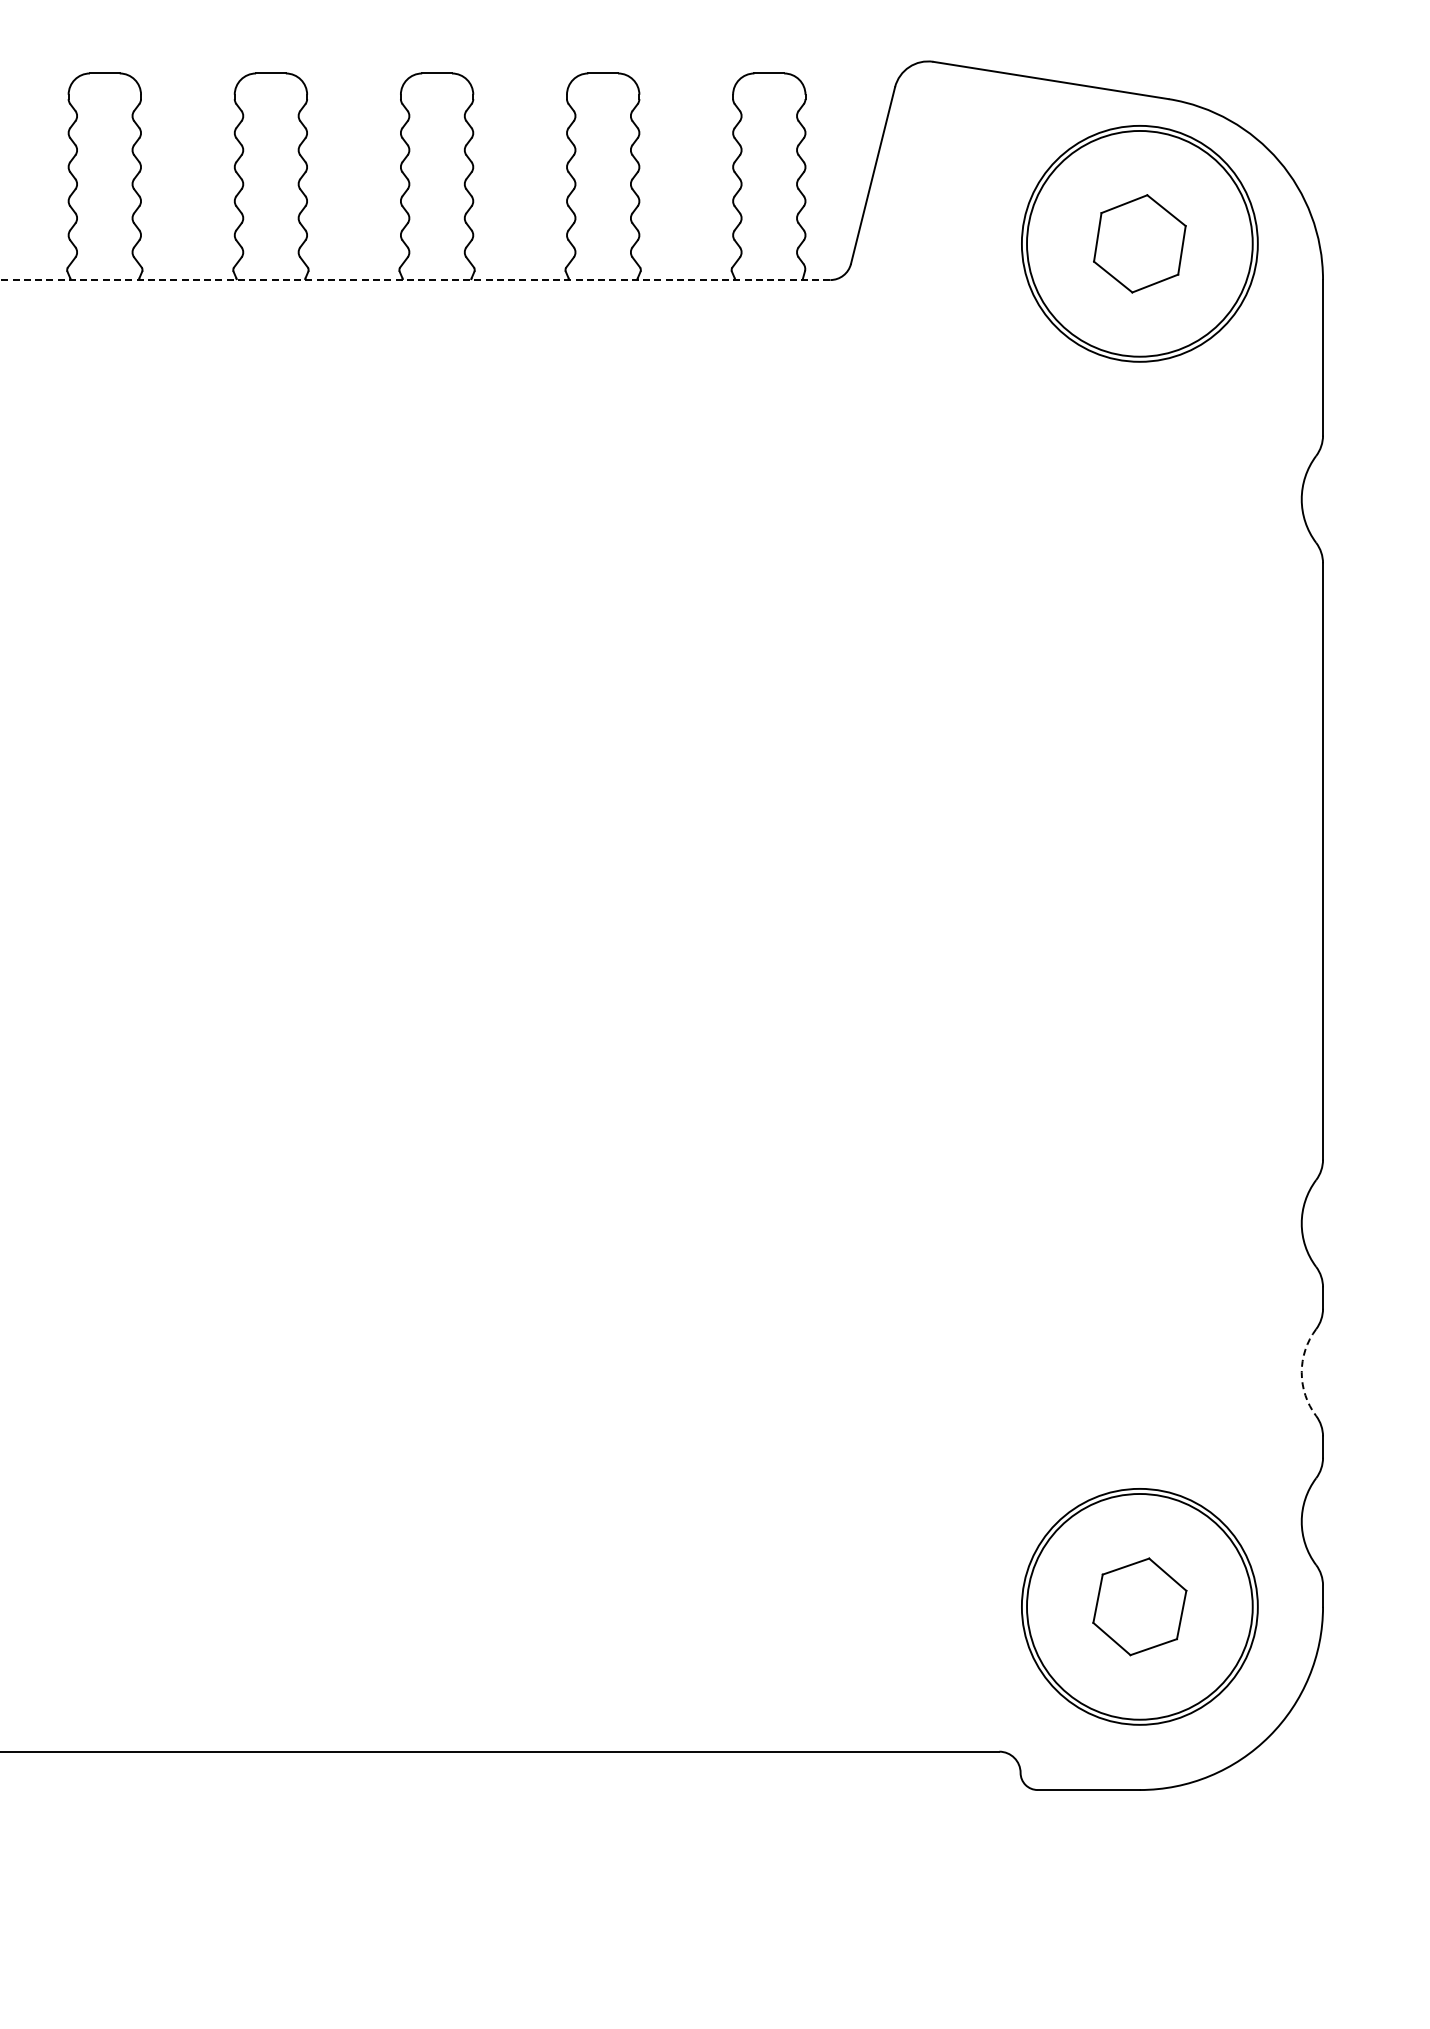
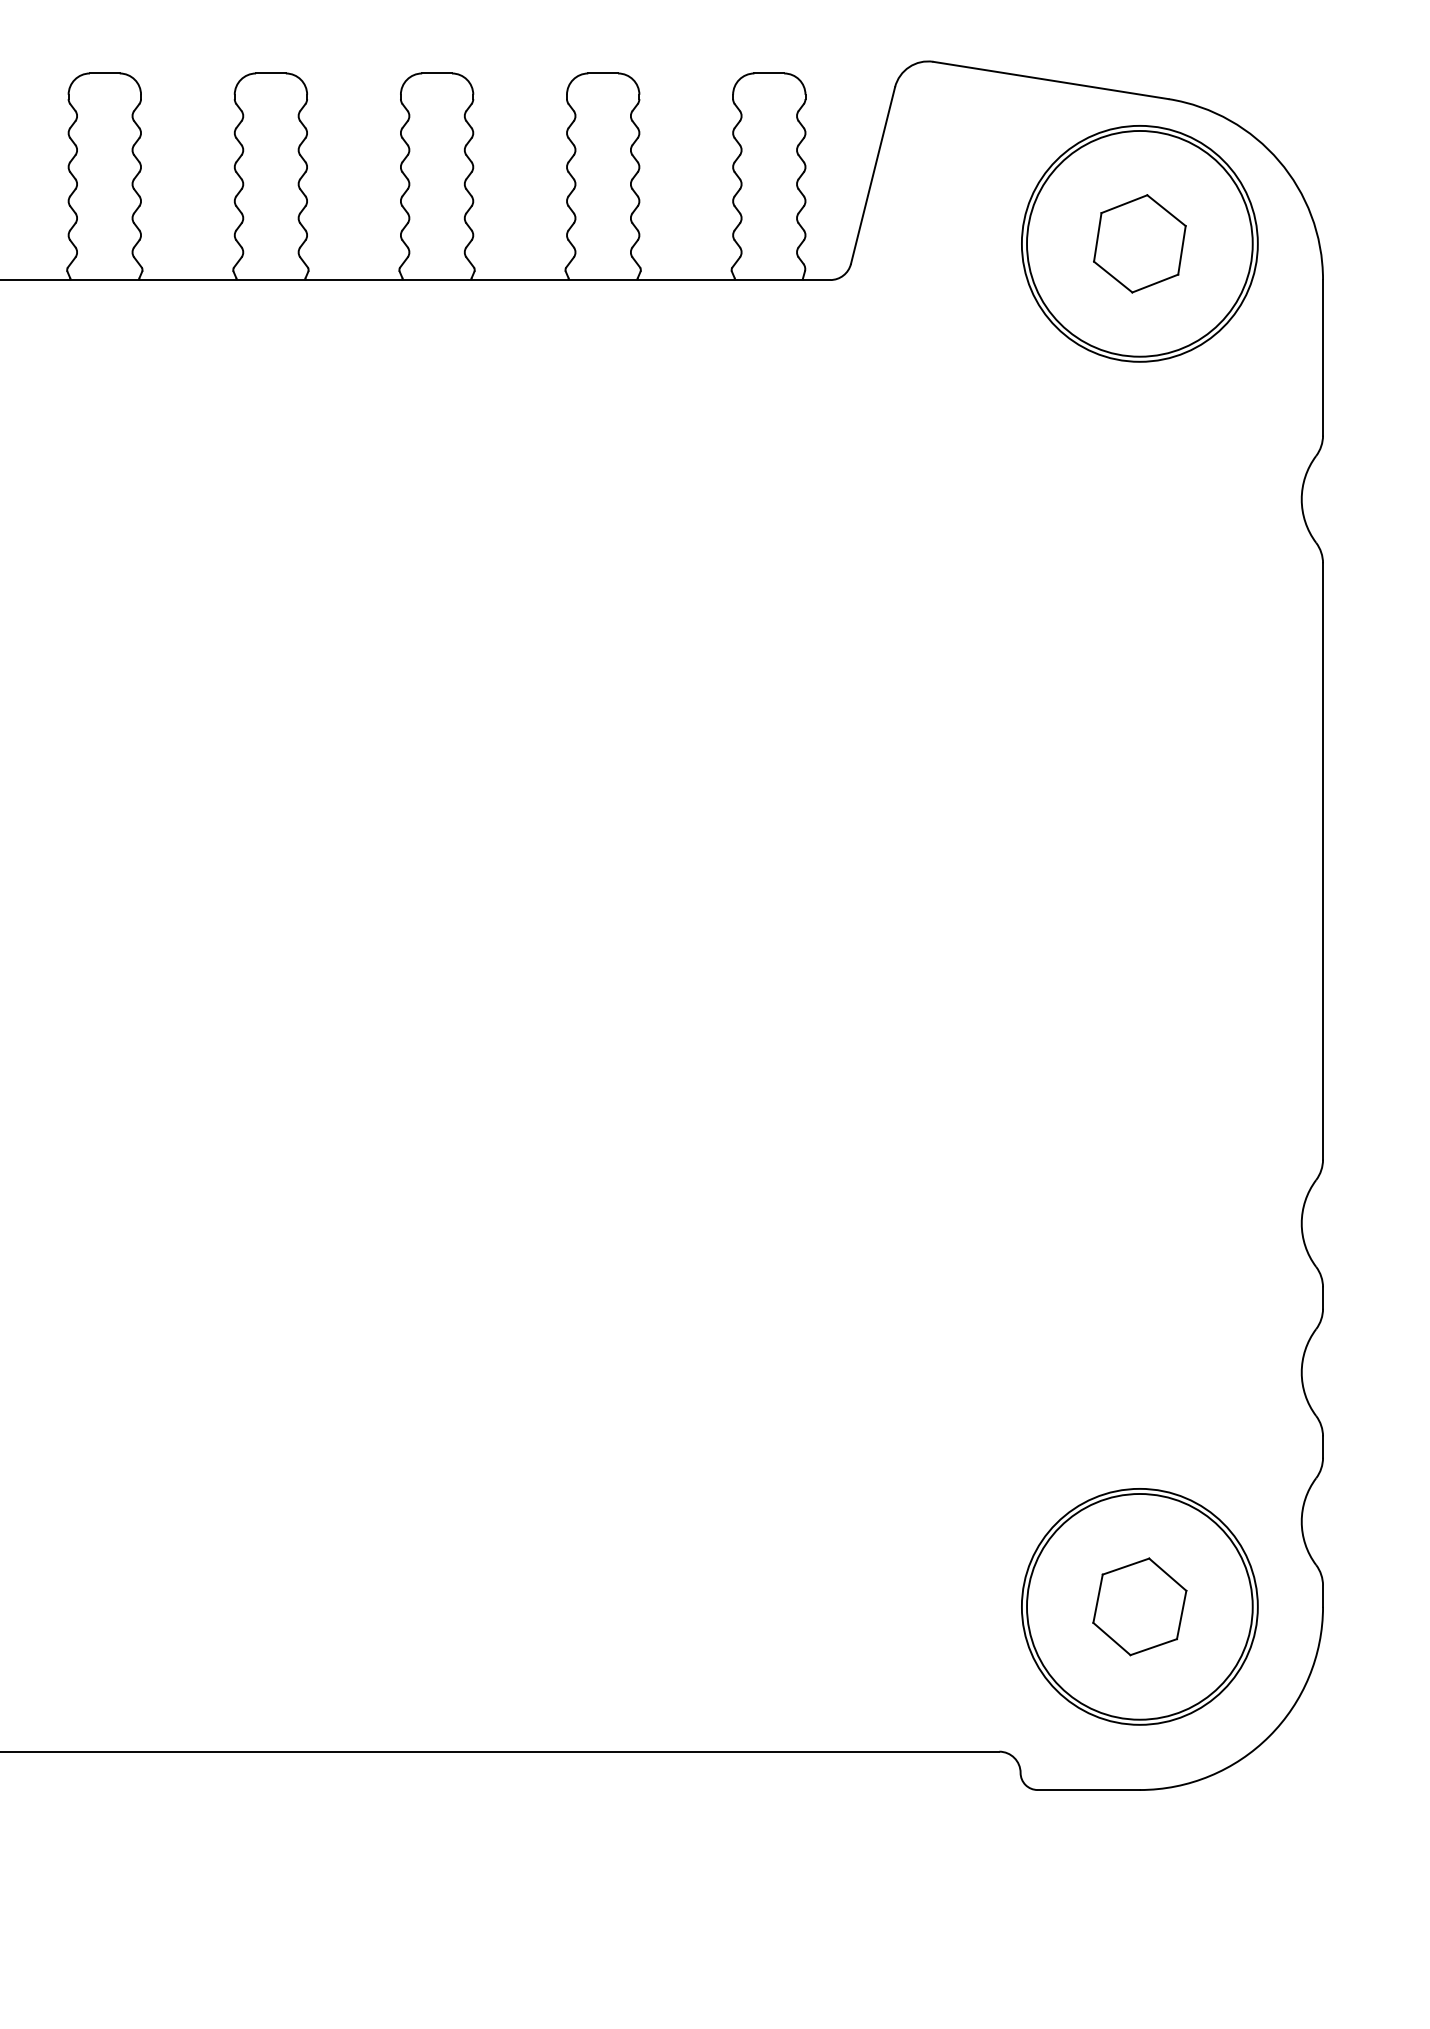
line: dashed -> solid (415, 280)
arc: dashed -> solid (1301, 1372)
